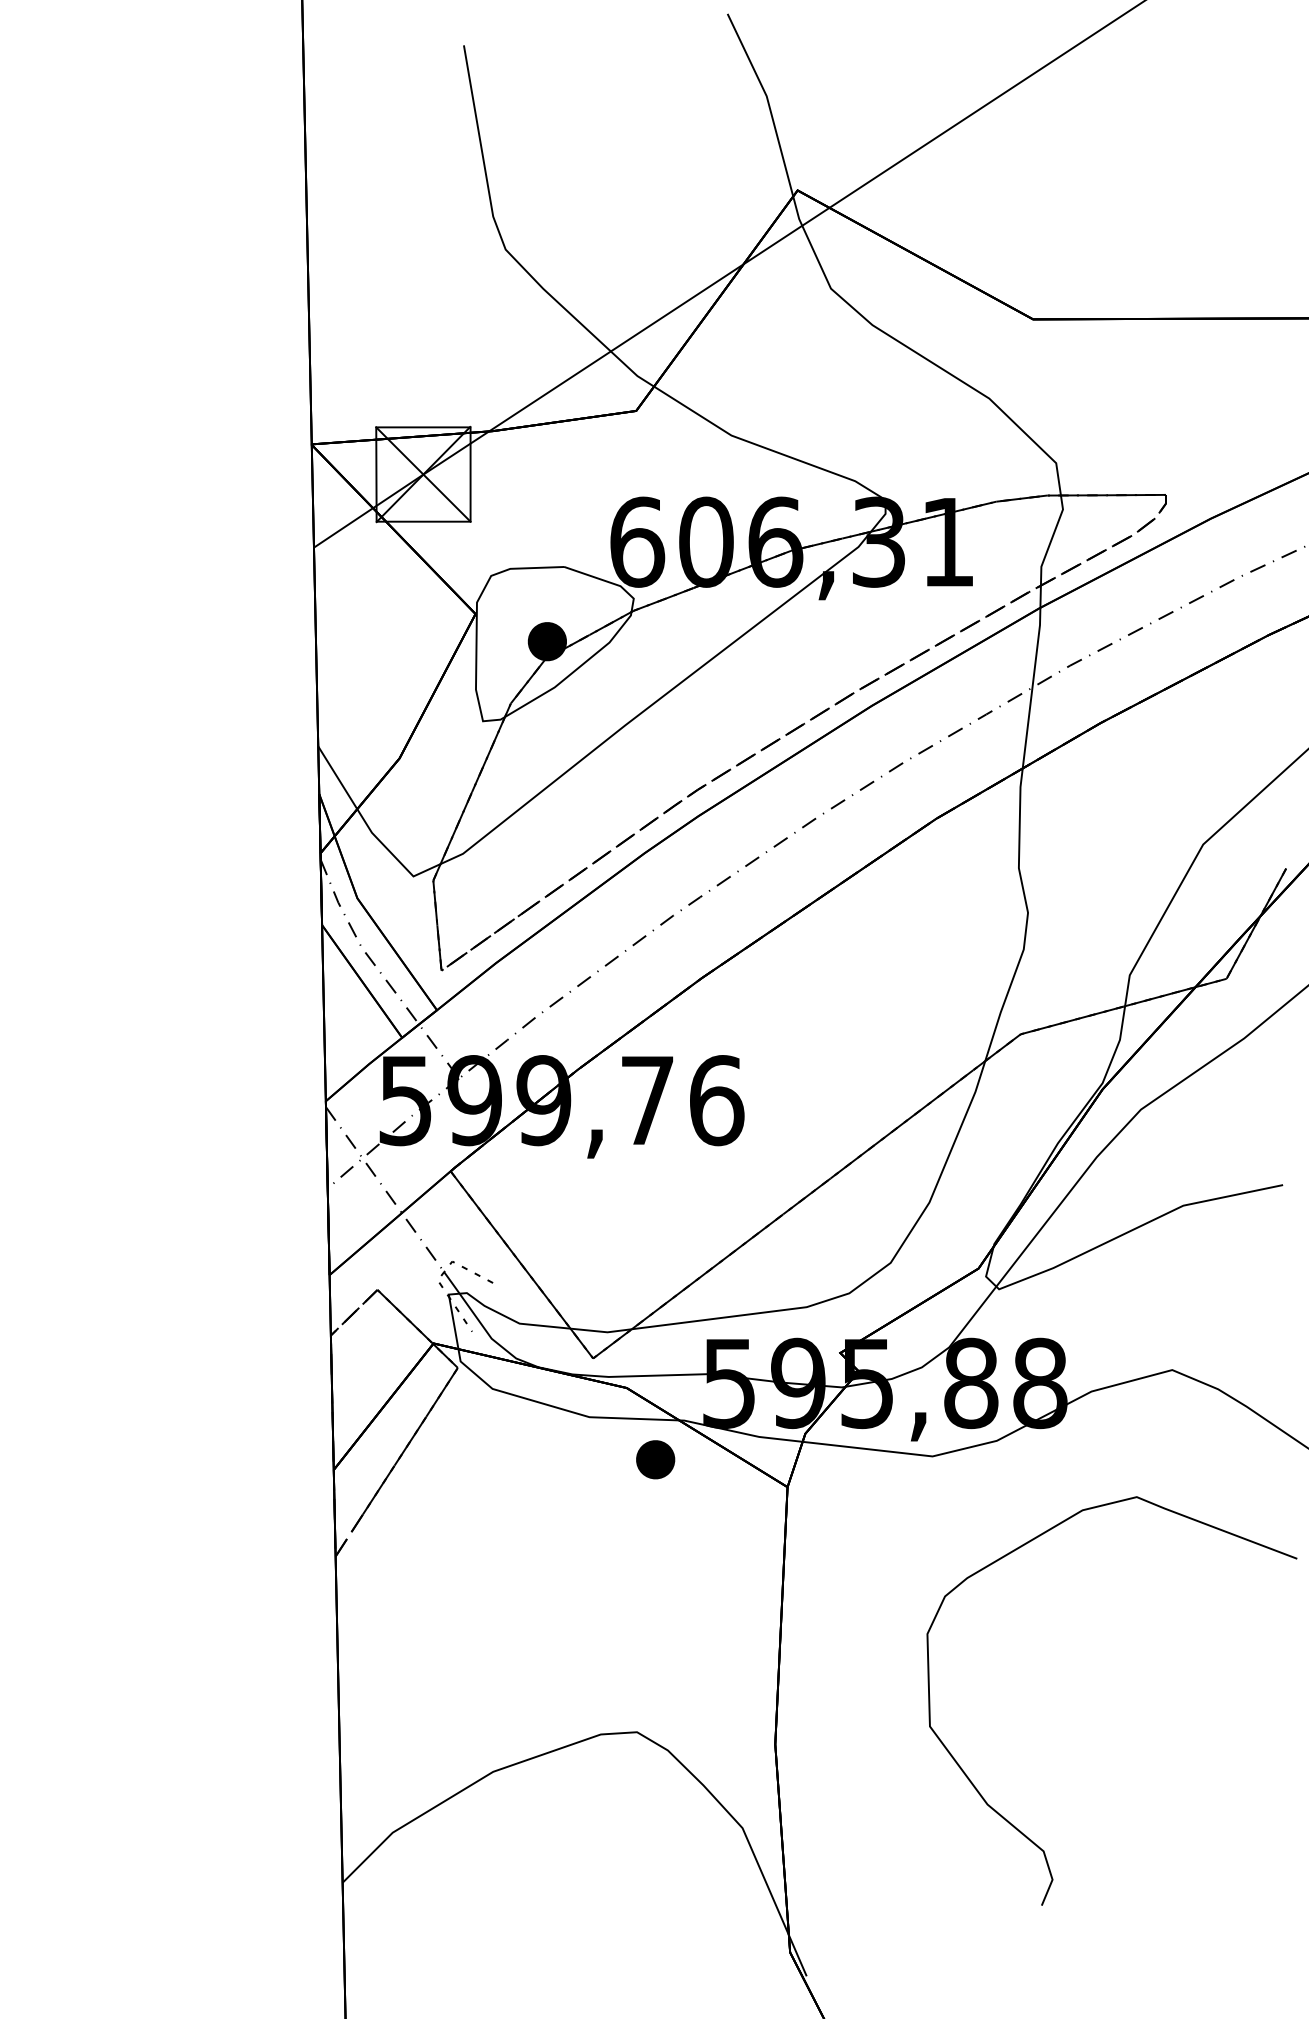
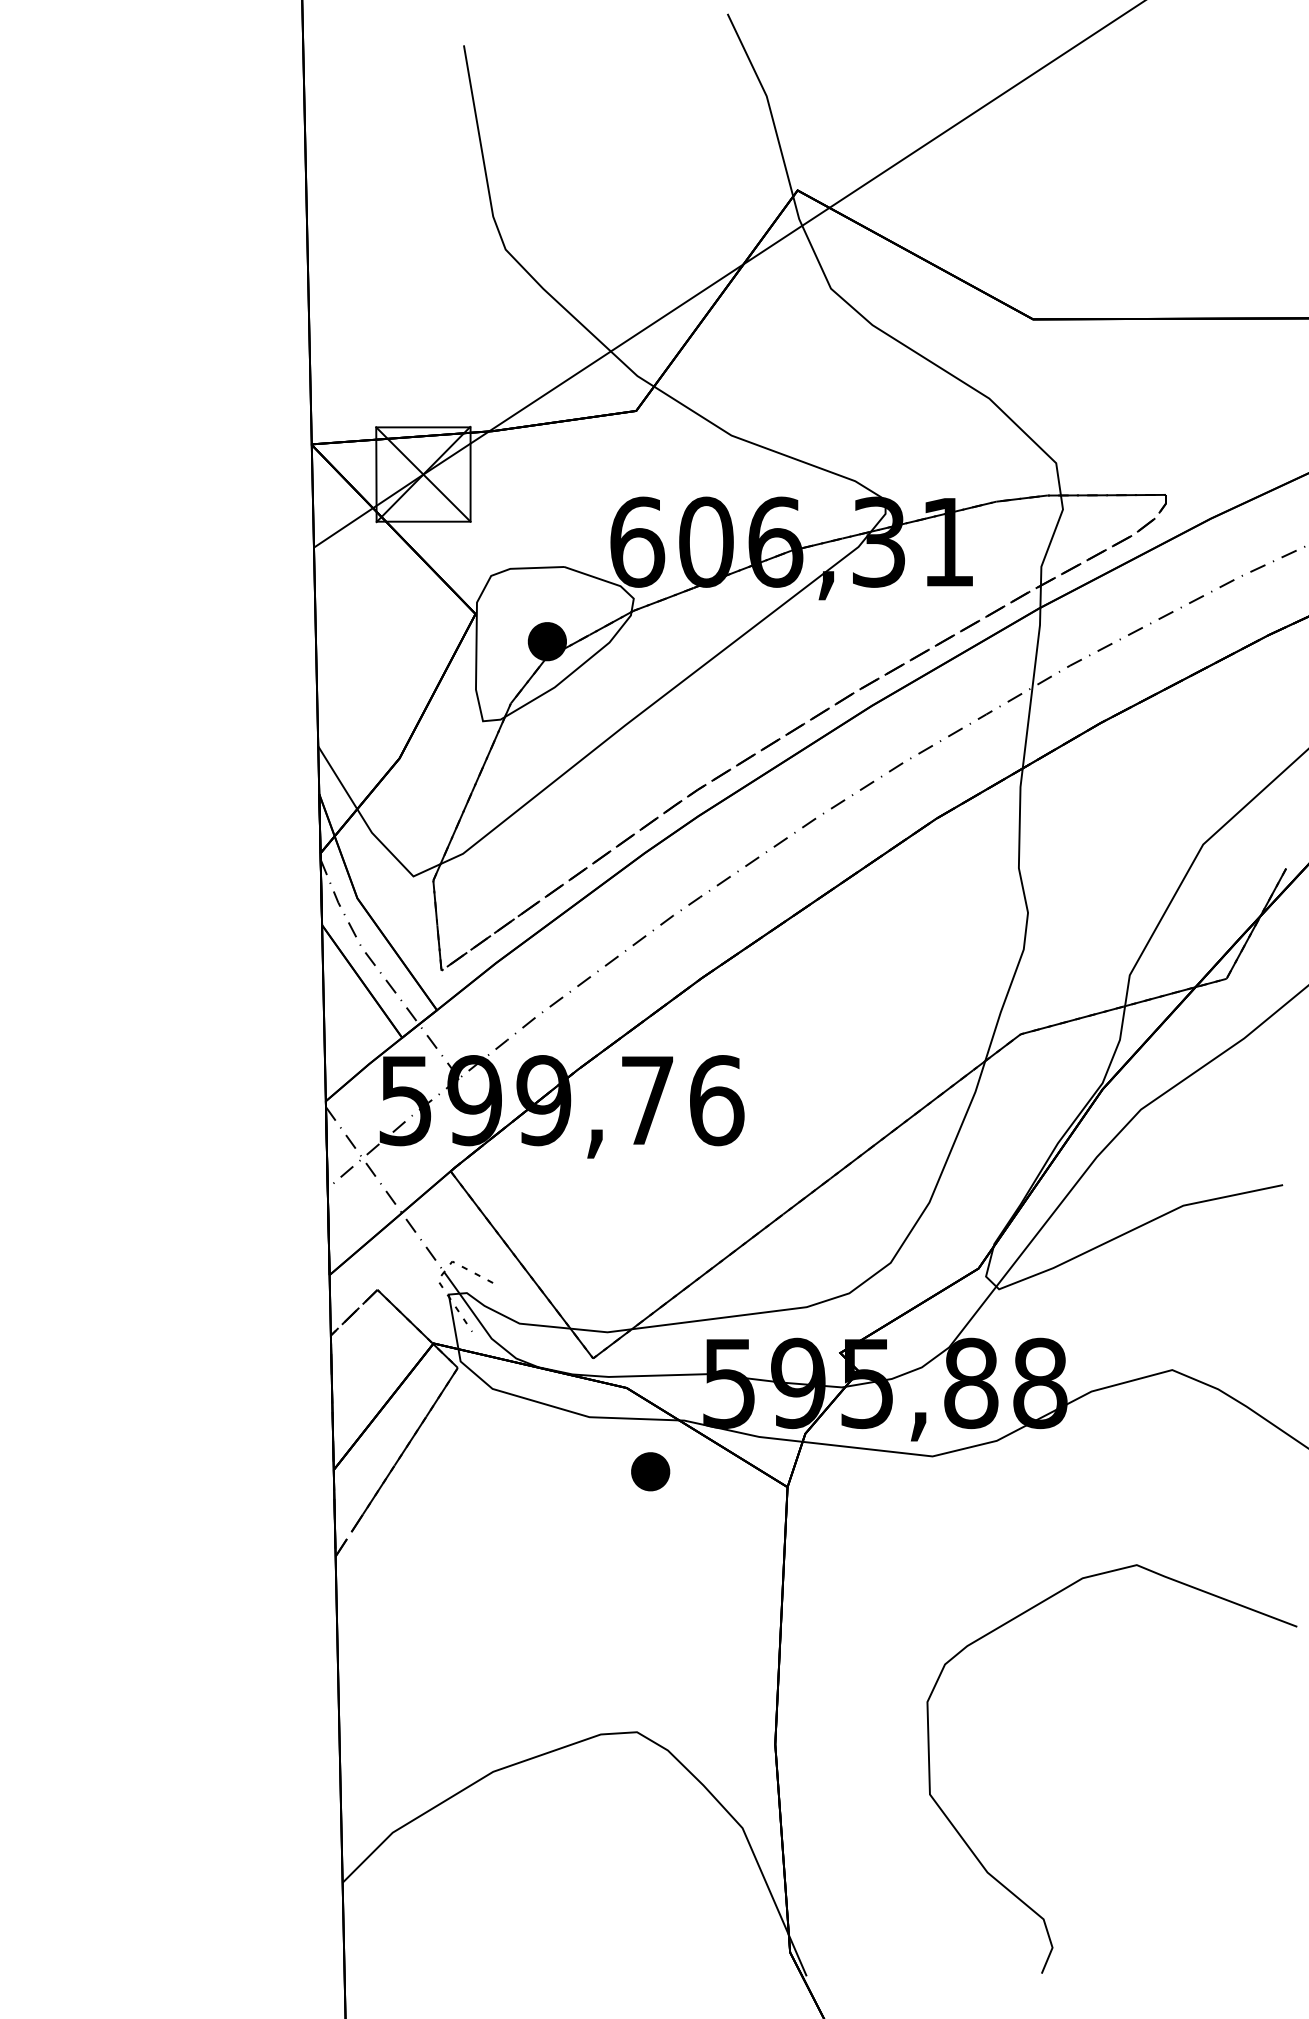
part position: (655, 1459) -> (650, 1471) (650, 1471)
curve position: (1007, 1819) -> (1007, 1887) (1007, 1887)
